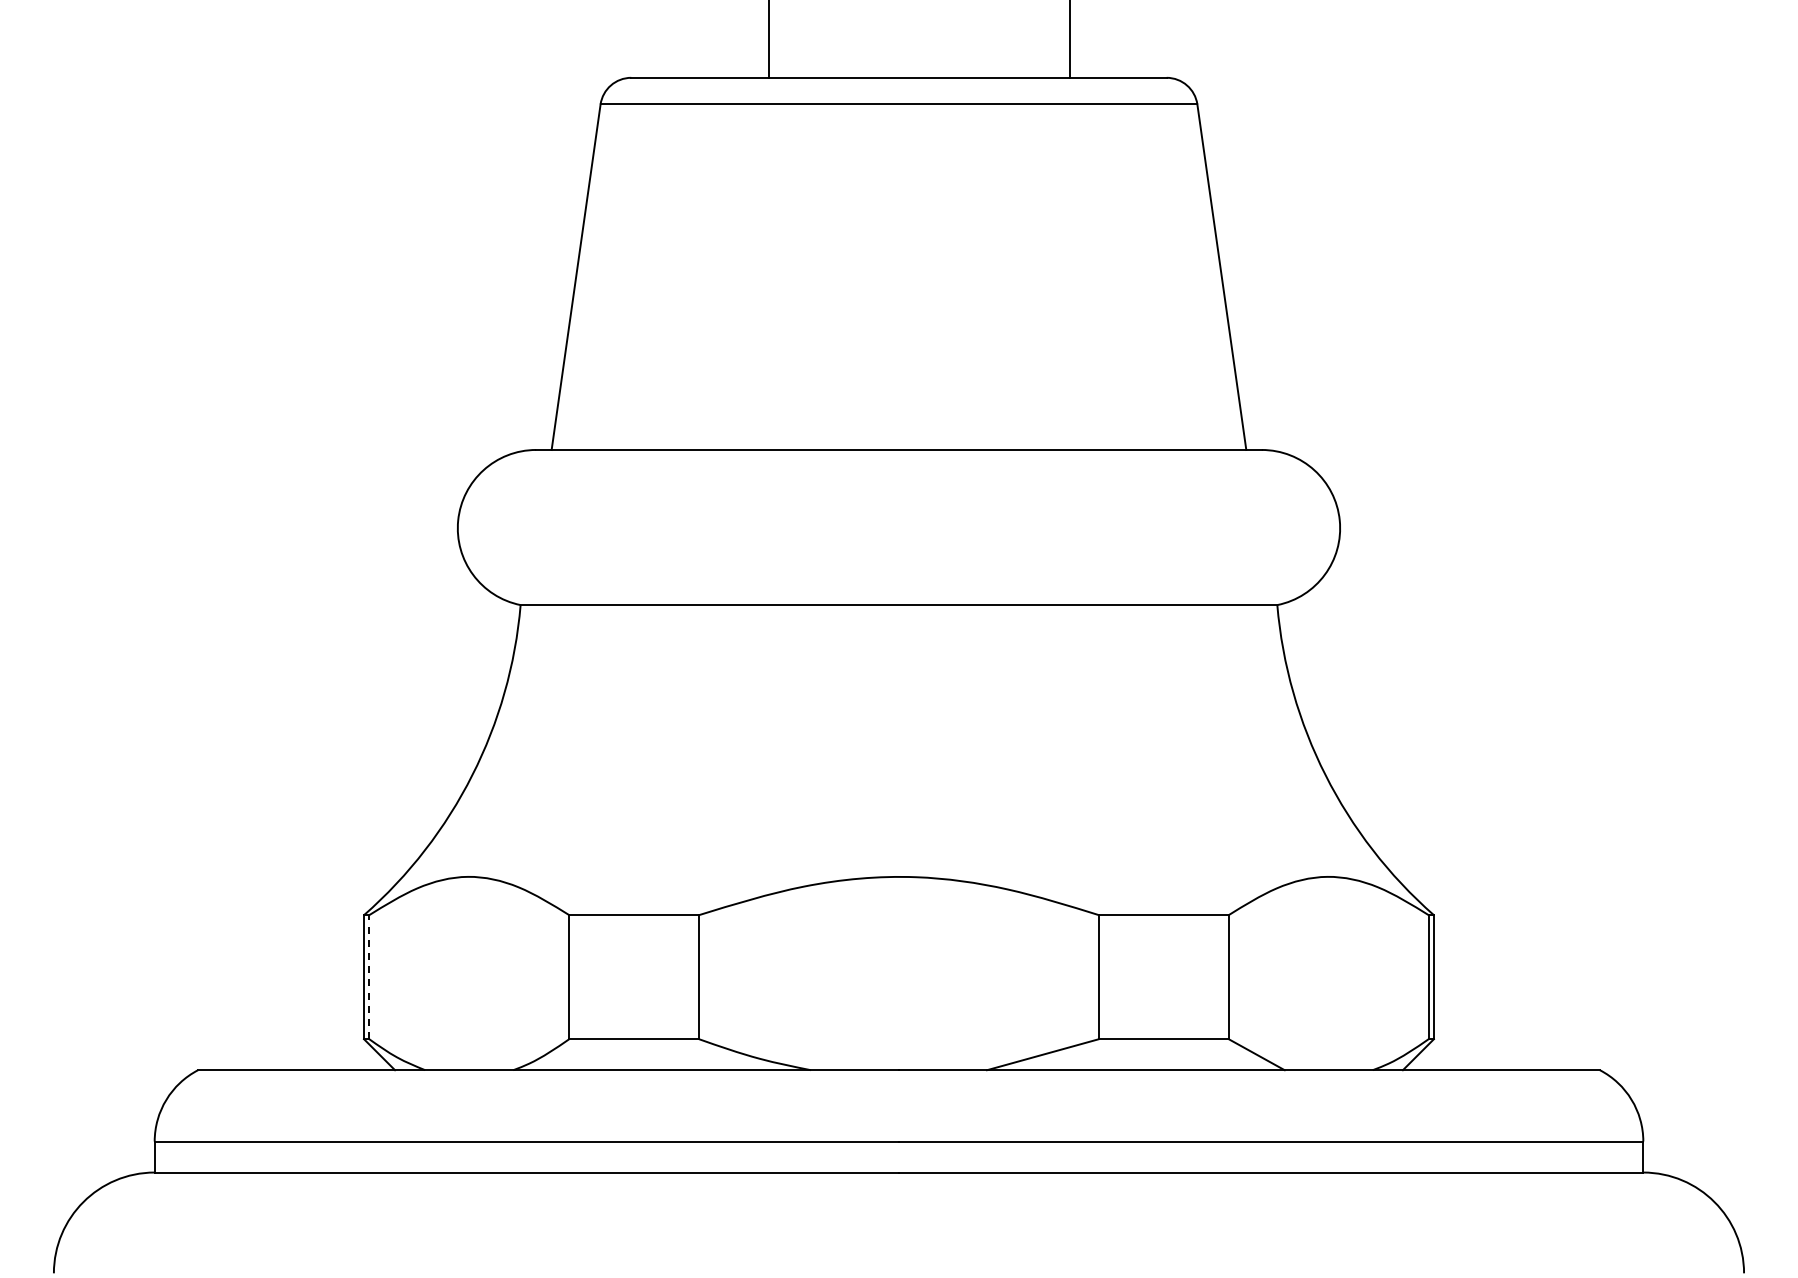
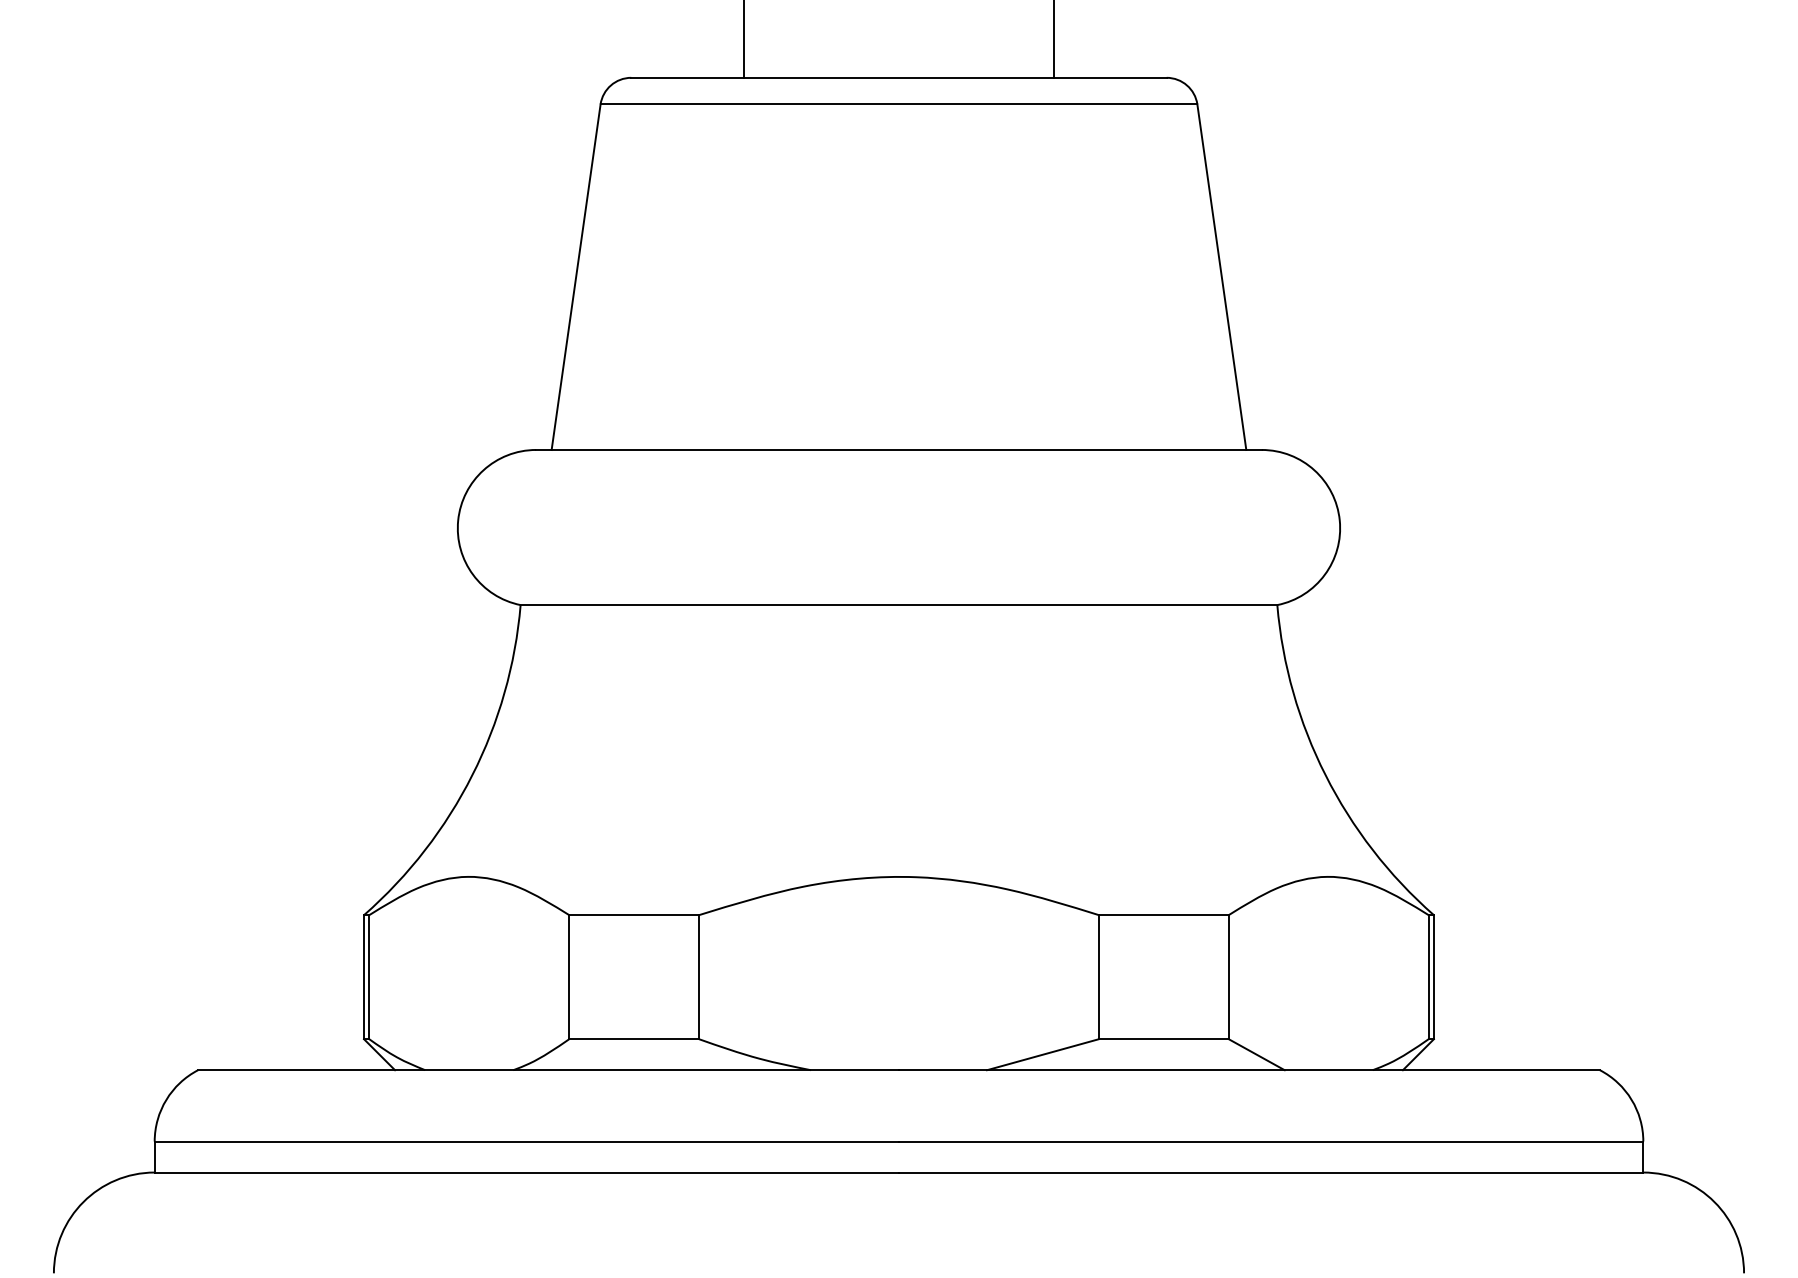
line position: (768, 39) -> (743, 39) (743, 39)
line position: (1070, 39) -> (1054, 39) (1054, 39)
line: dashed -> solid (369, 976)
